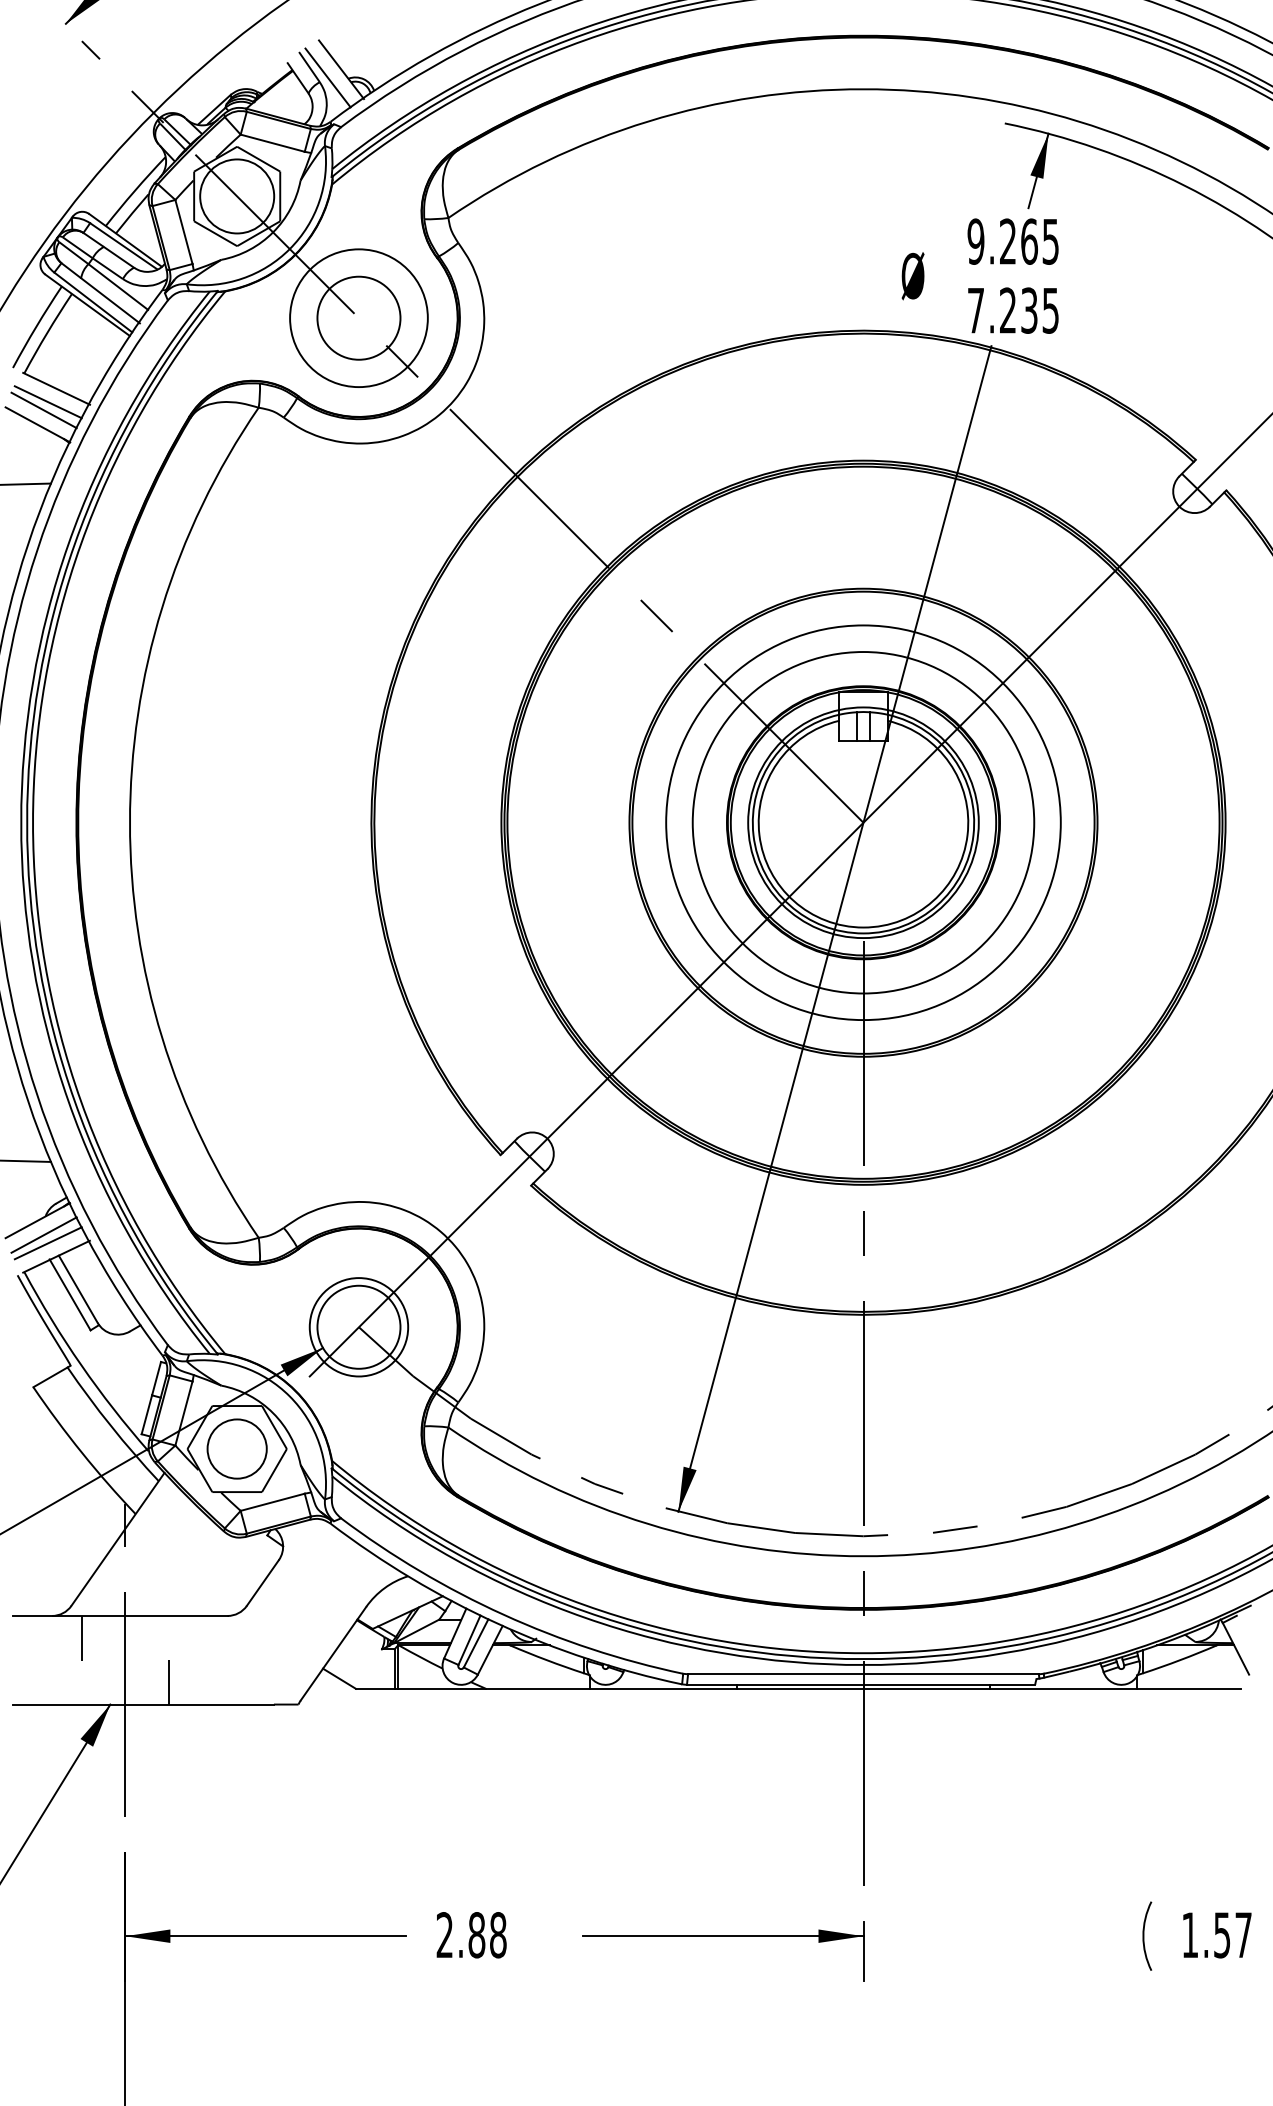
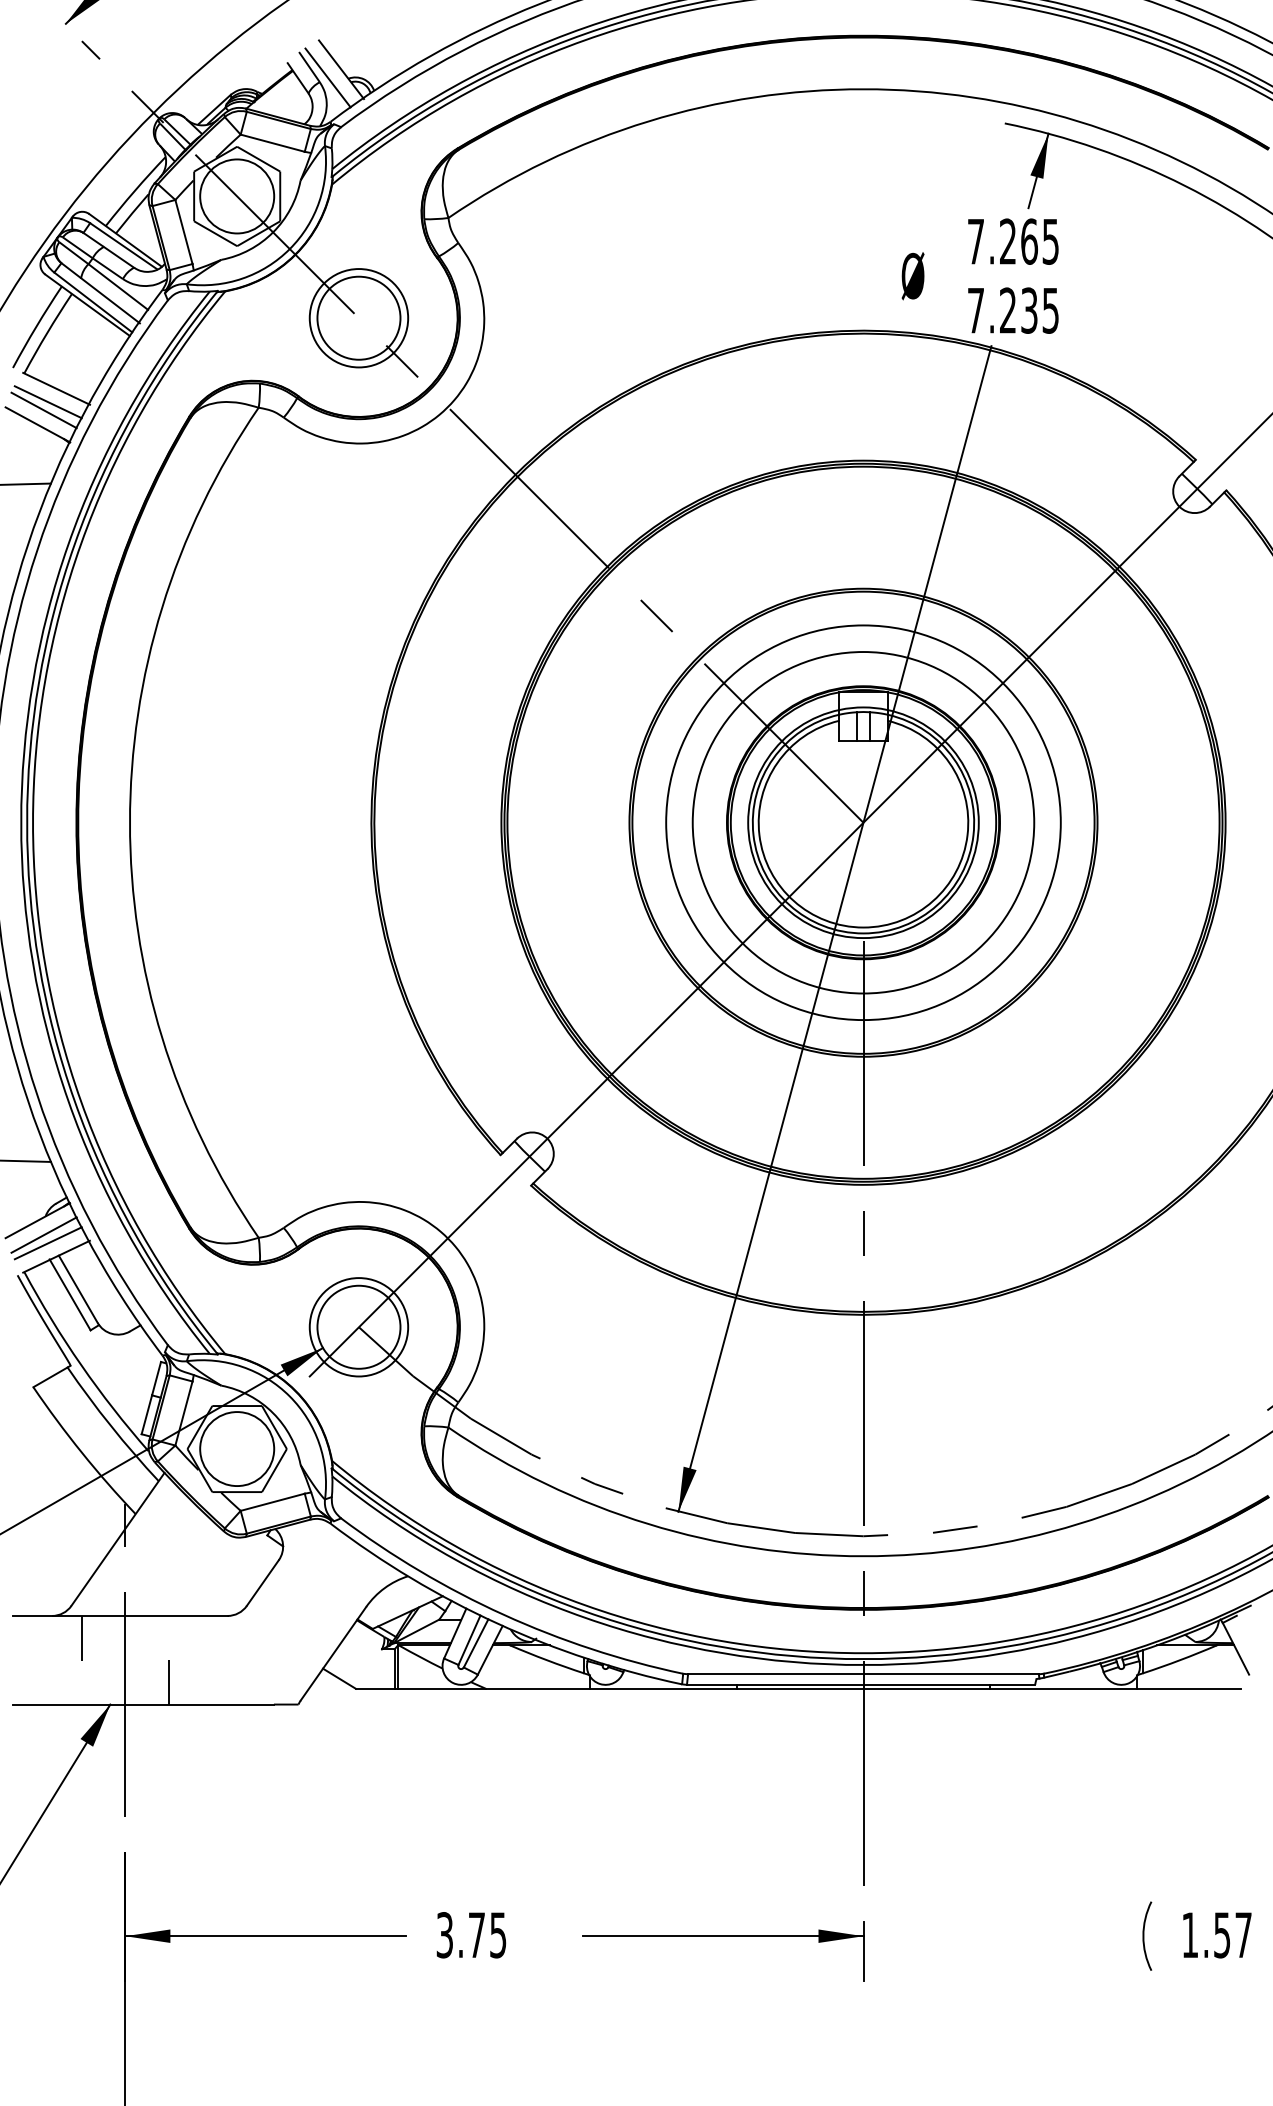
text: 9.265 -> 7.265 (975, 241)
circle diameter: 138 px -> 98 px (358, 318)
circle diameter: 59 px -> 74 px (237, 1449)
text: 2.88 -> 3.75 (471, 1935)
